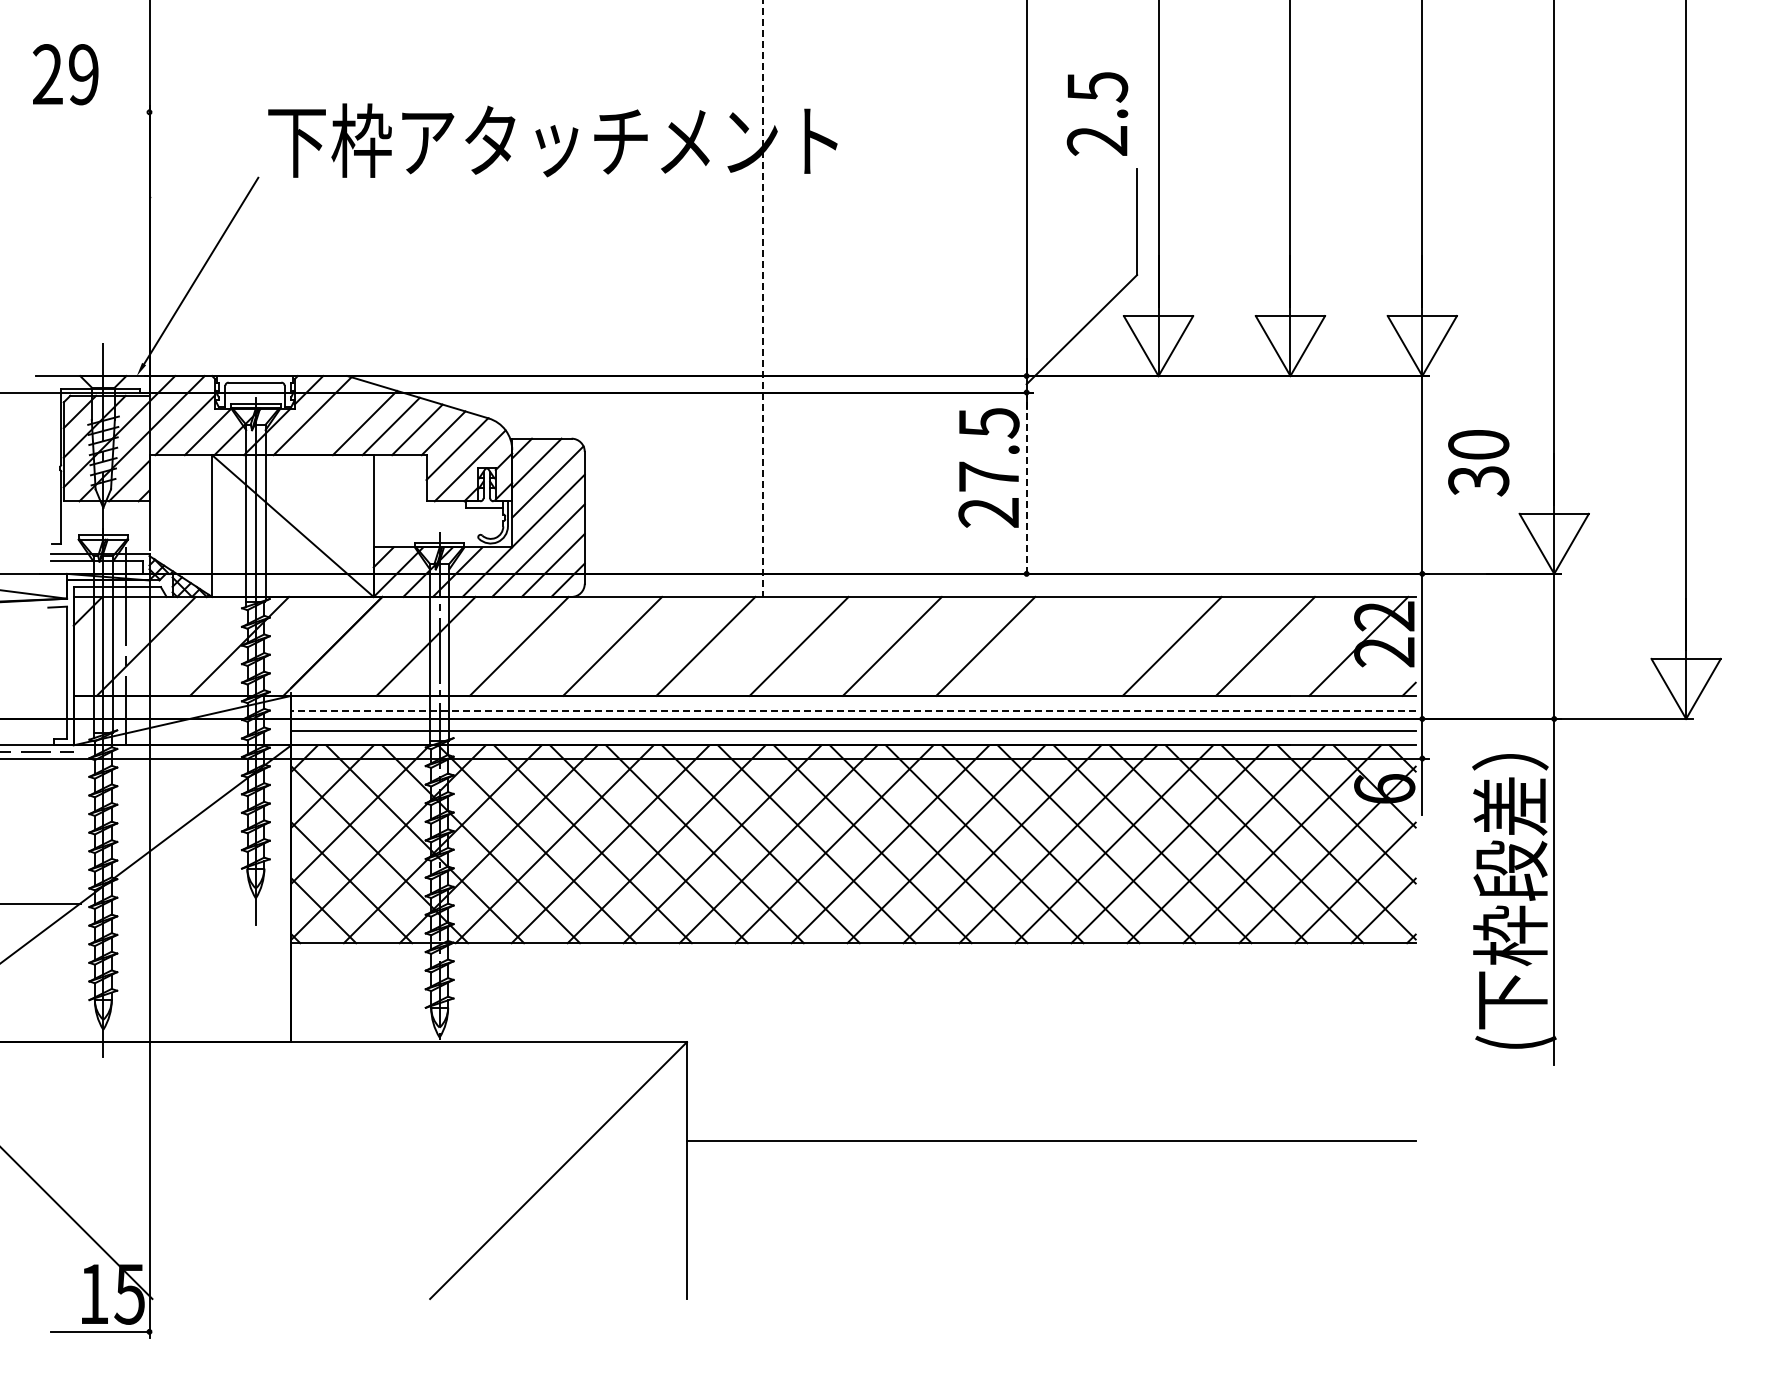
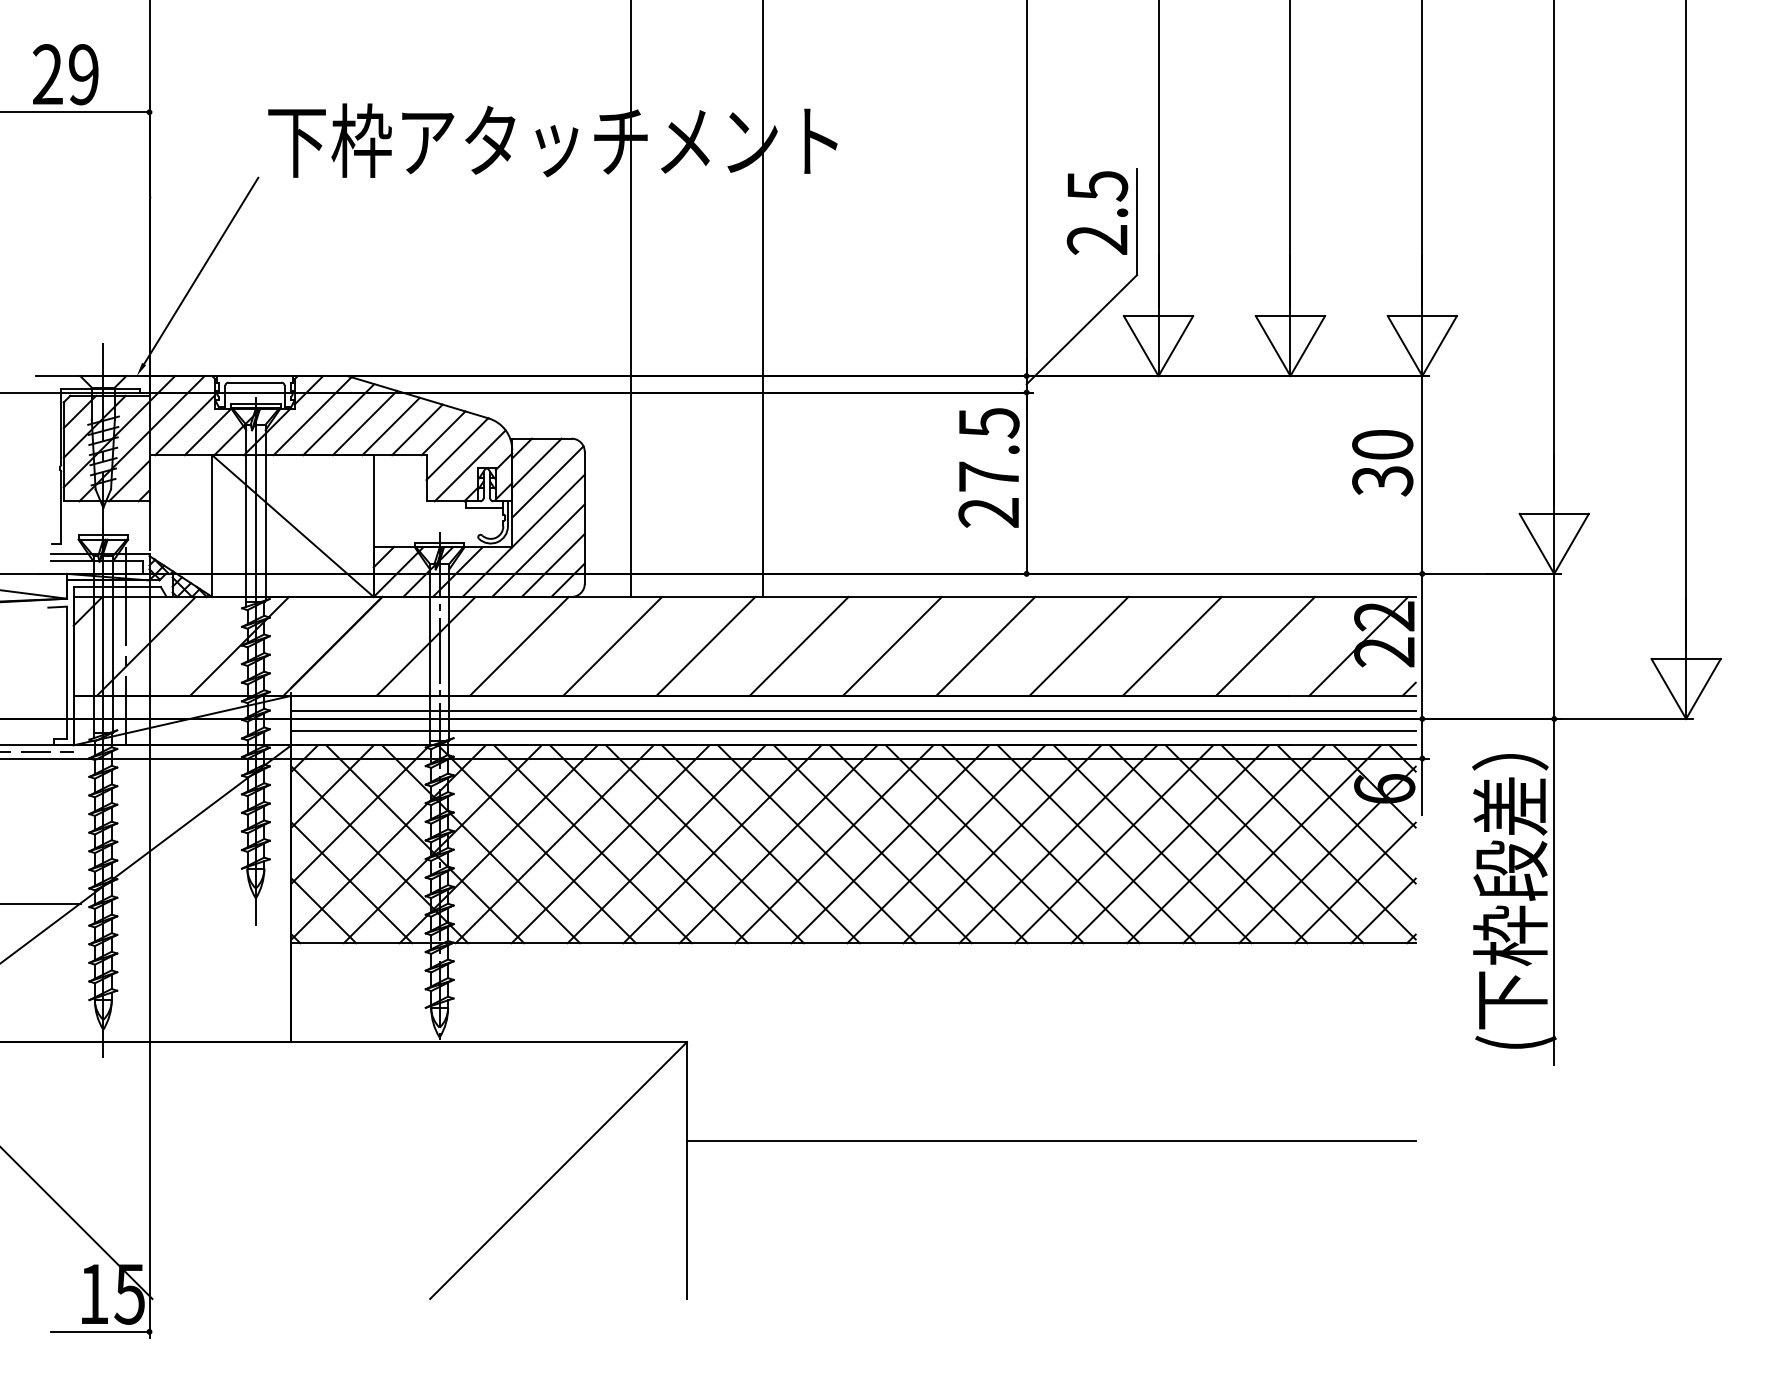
line: none -> present (75, 112)
text position: (1097, 113) -> (1097, 212) (1097, 212)
line: none -> present (630, 299)
line: dashed -> solid (762, 299)
line: none -> present (338, 419)
text position: (1478, 463) -> (1382, 463) (1382, 463)
line: dashed -> solid (1026, 483)
line: none -> present (1078, 645)
line: dashed -> solid (853, 710)
